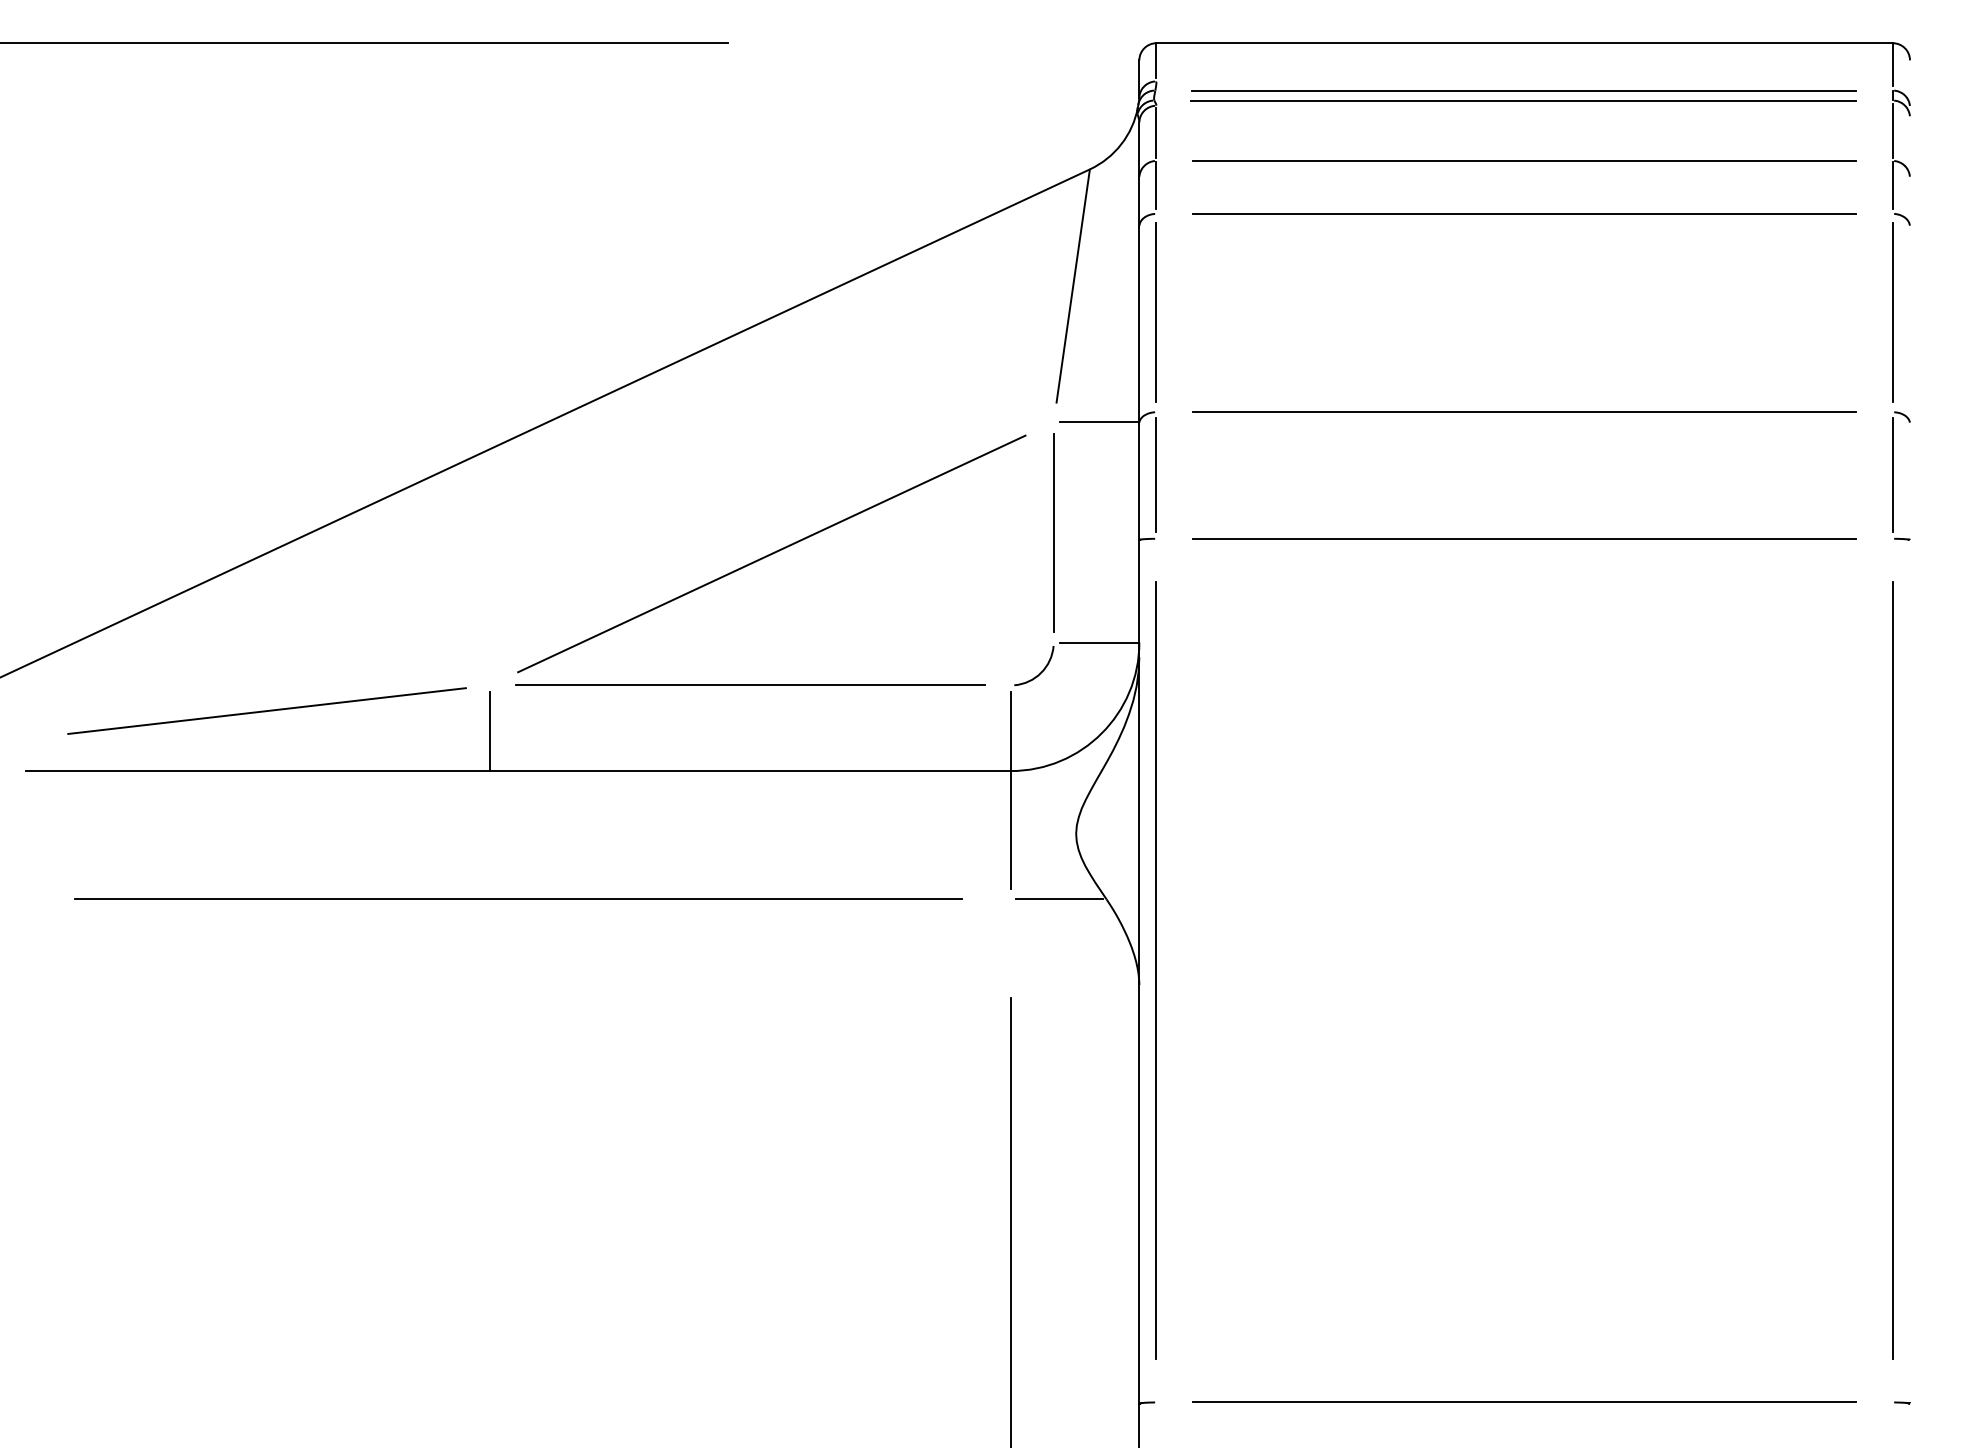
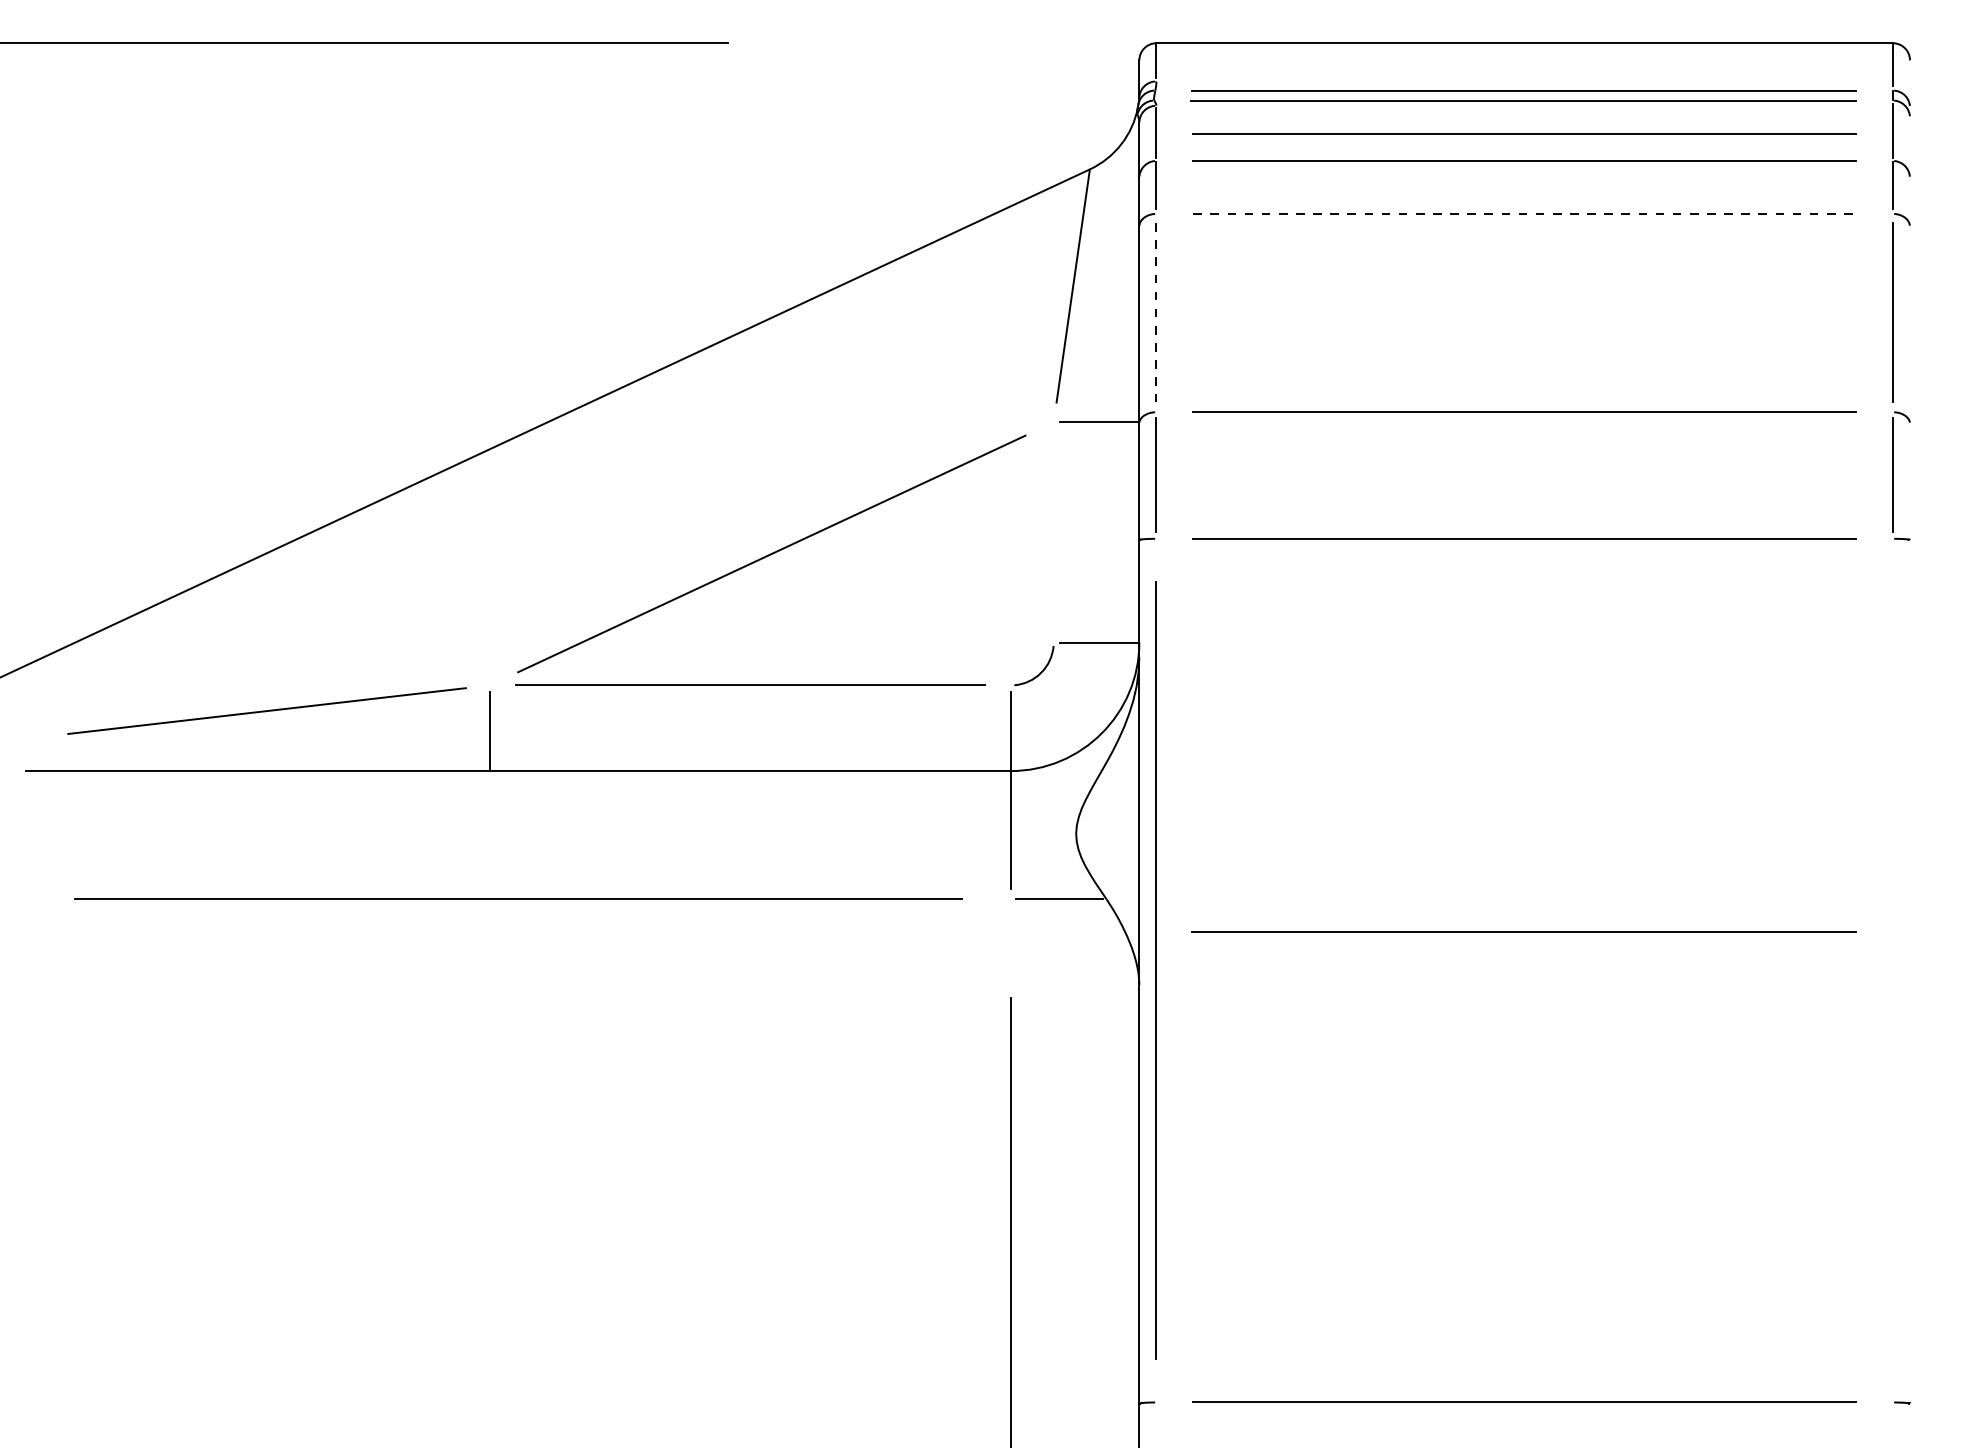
line: none -> present (1524, 133)
line: solid -> dashed (1525, 213)
line: solid -> dashed (1156, 312)
line: present -> none (1053, 532)
line: none -> present (1523, 931)
line: present -> none (1892, 970)
